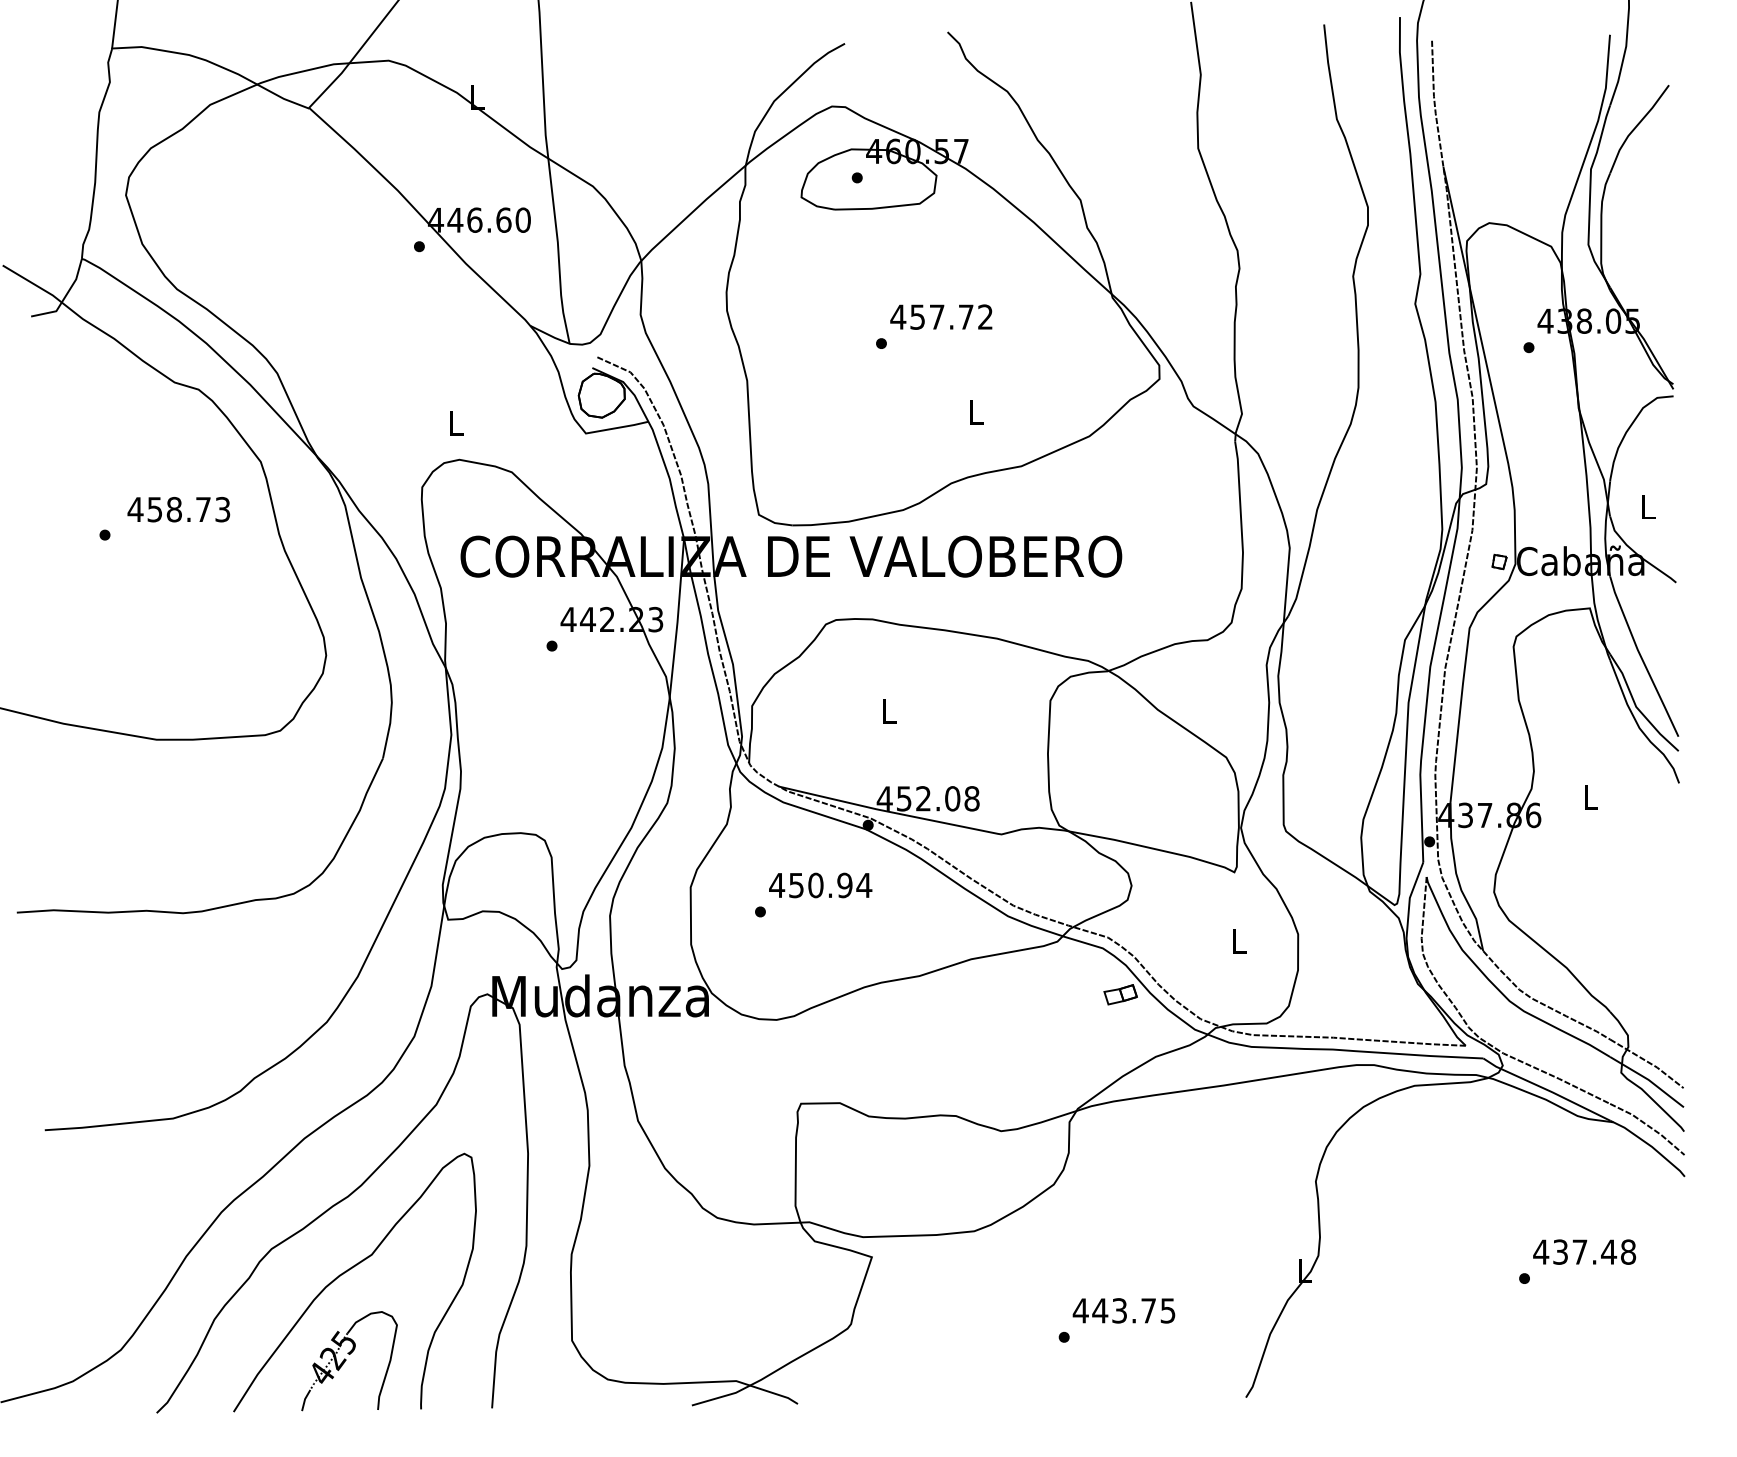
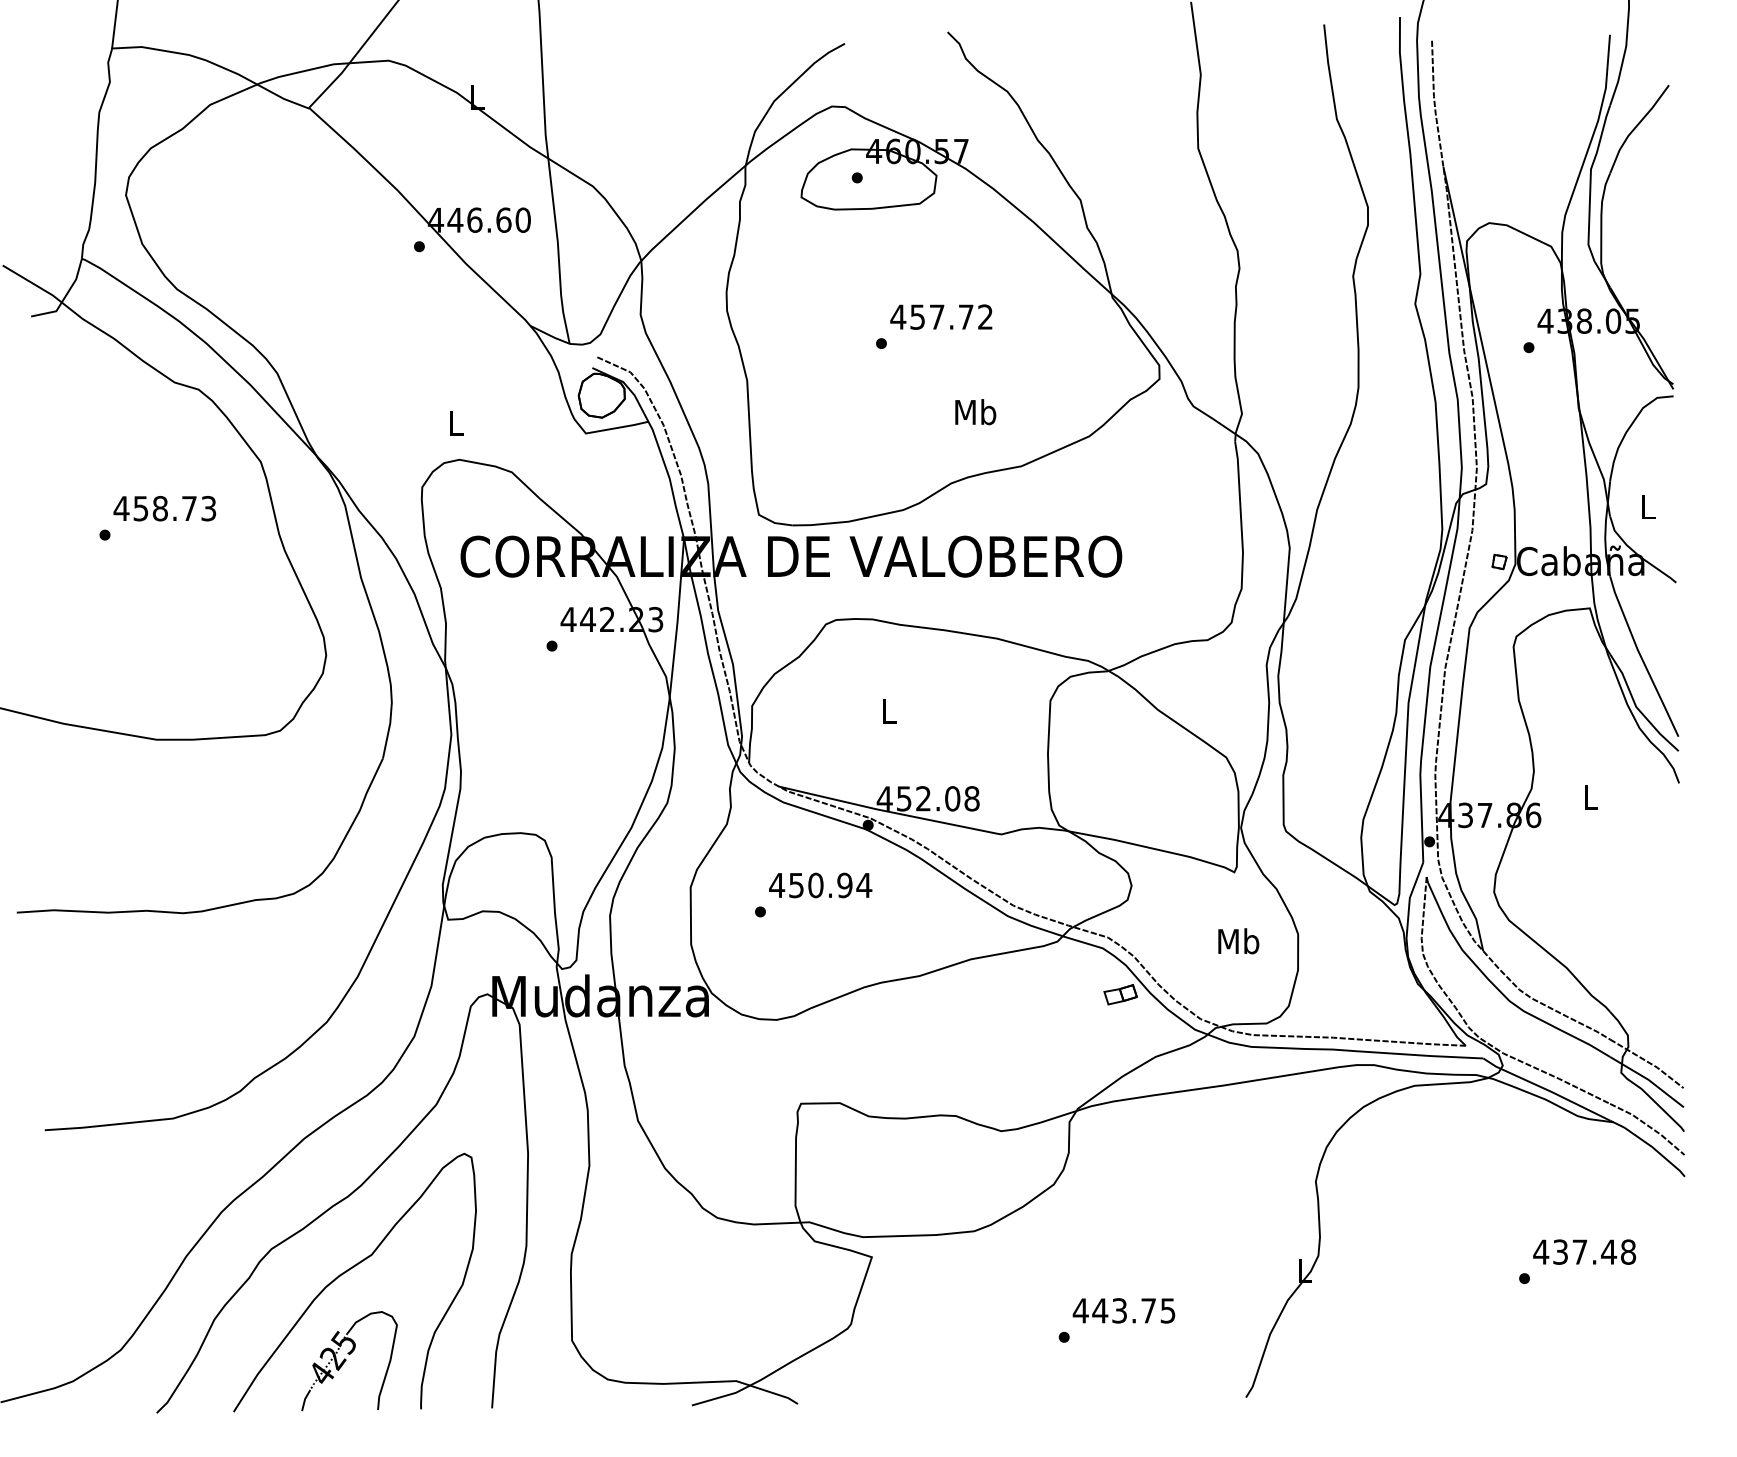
text: L -> Mb (975, 412)
text position: (178, 509) -> (164, 508) (164, 508)
text: L -> Mb (1238, 941)
